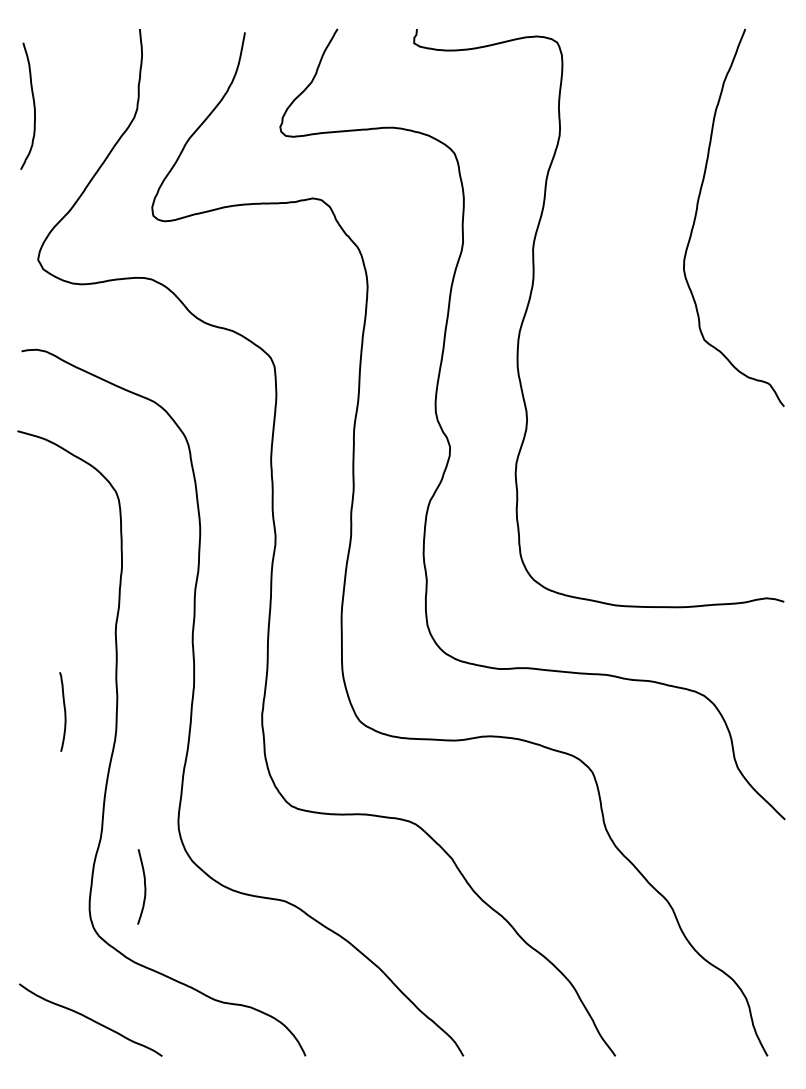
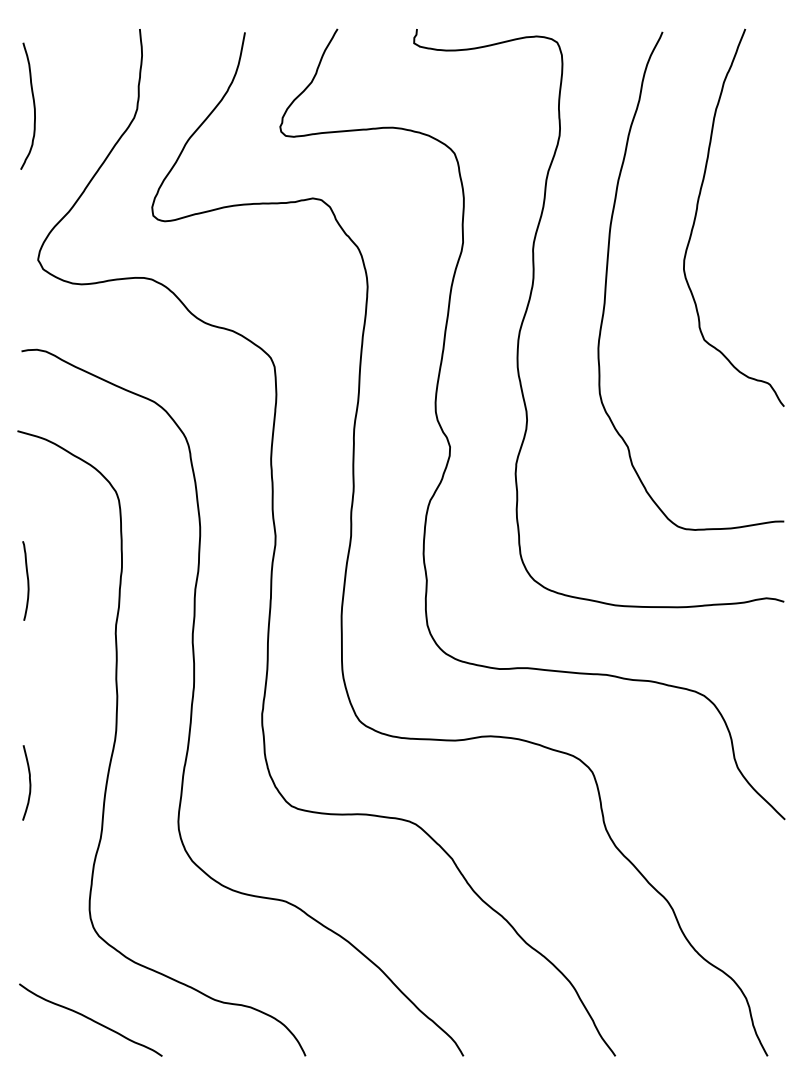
curve: none -> present (607, 278)
curve position: (64, 711) -> (27, 580) (27, 580)
curve position: (144, 886) -> (29, 782) (29, 782)
